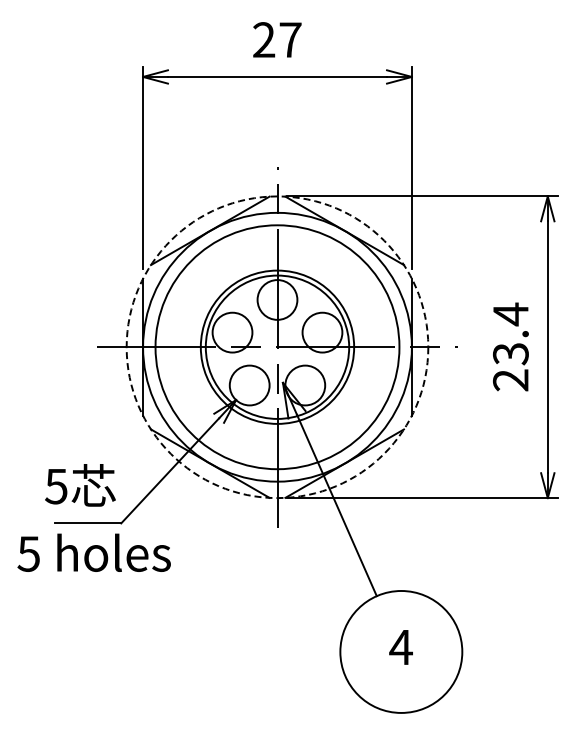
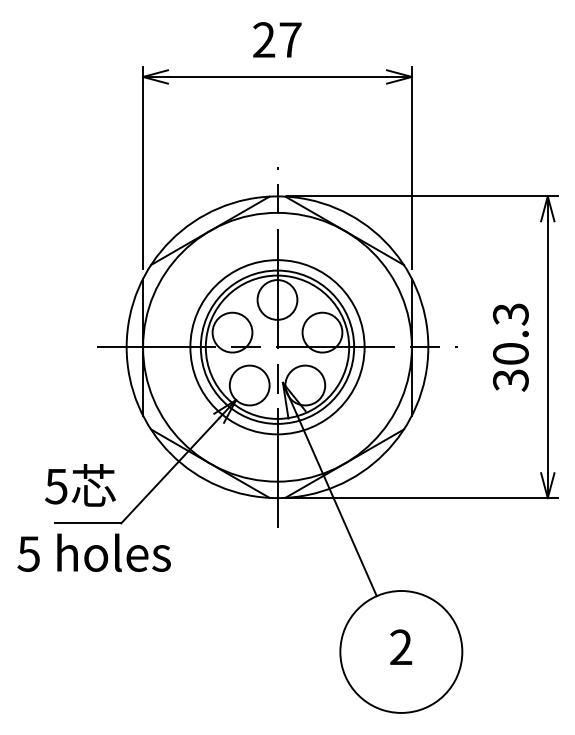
text: 23.4 -> 30.3 (510, 346)
circle diameter: 244 px -> 174 px (277, 347)
circle: dashed -> solid (277, 347)
text: 4 -> 2 (400, 646)
